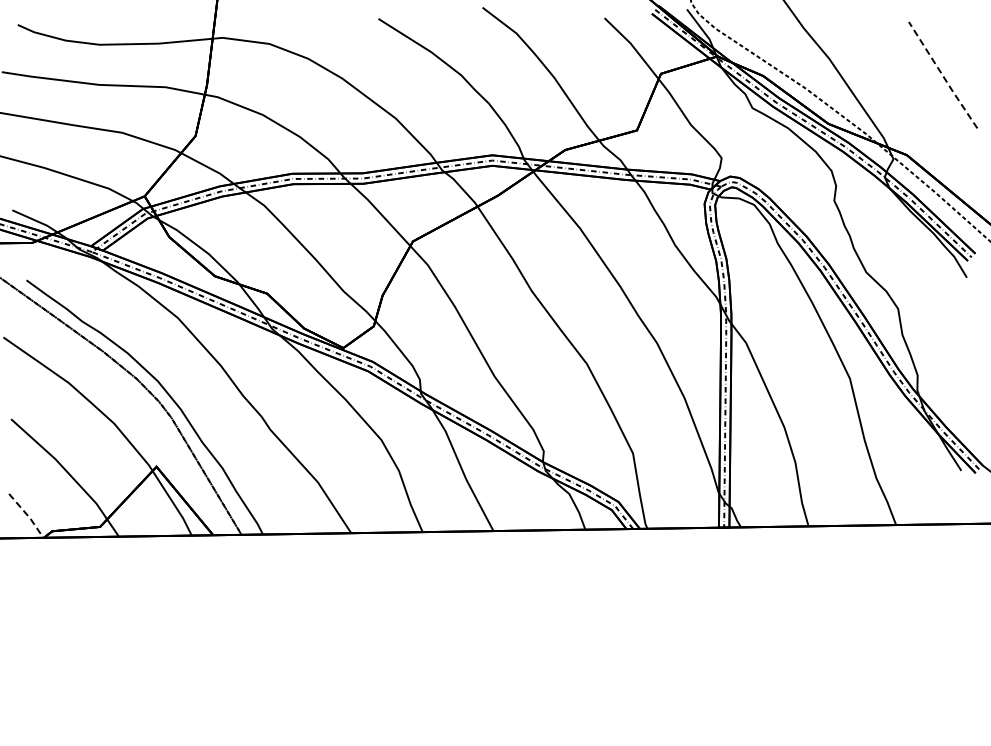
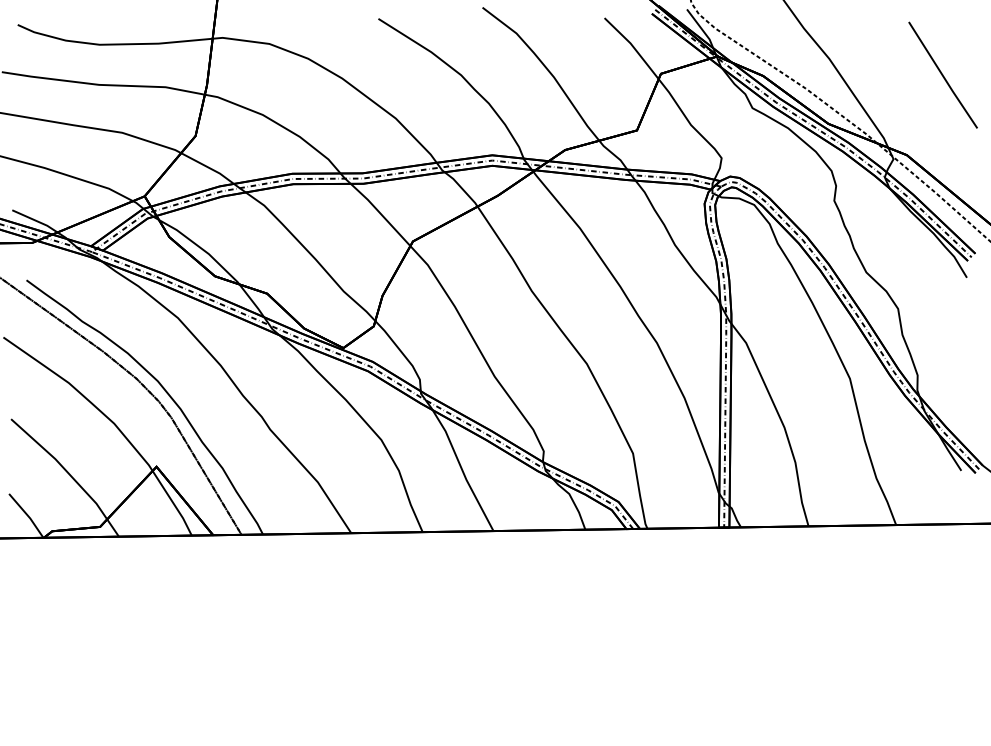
line: dashed -> solid (942, 75)
line: dashed -> solid (27, 515)
